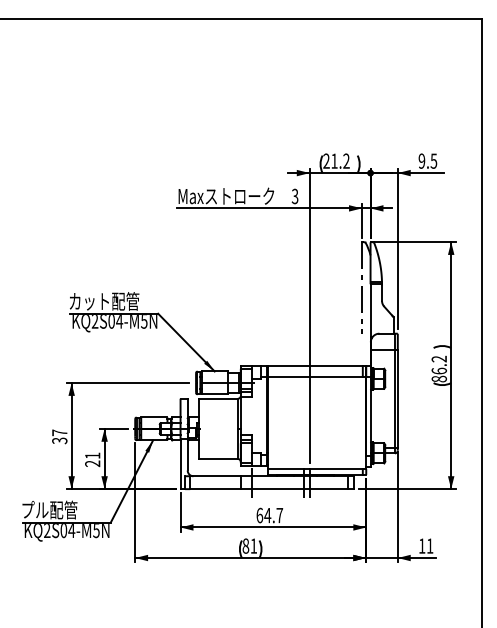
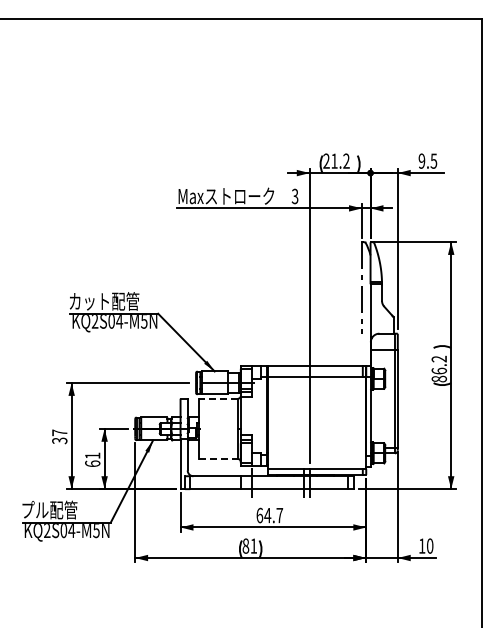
line: solid -> dashed (218, 398)
line: solid -> dashed (219, 459)
text: 21 -> 61 (92, 463)
text: 11 -> 10 (430, 545)
